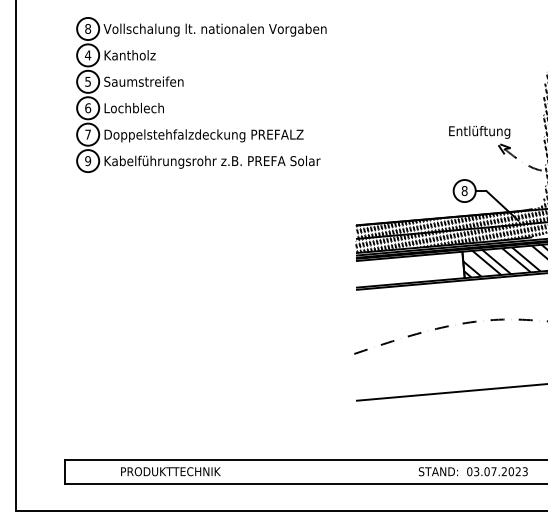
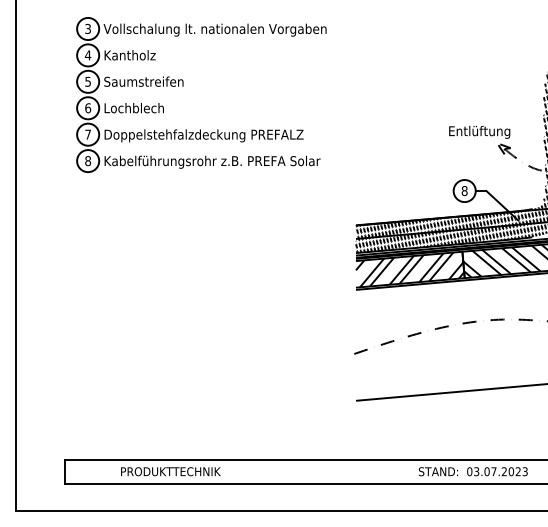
text: 8 -> 3 (88, 28)
text: 9 -> 8 (88, 161)
hatch: none -> present (409, 269)
